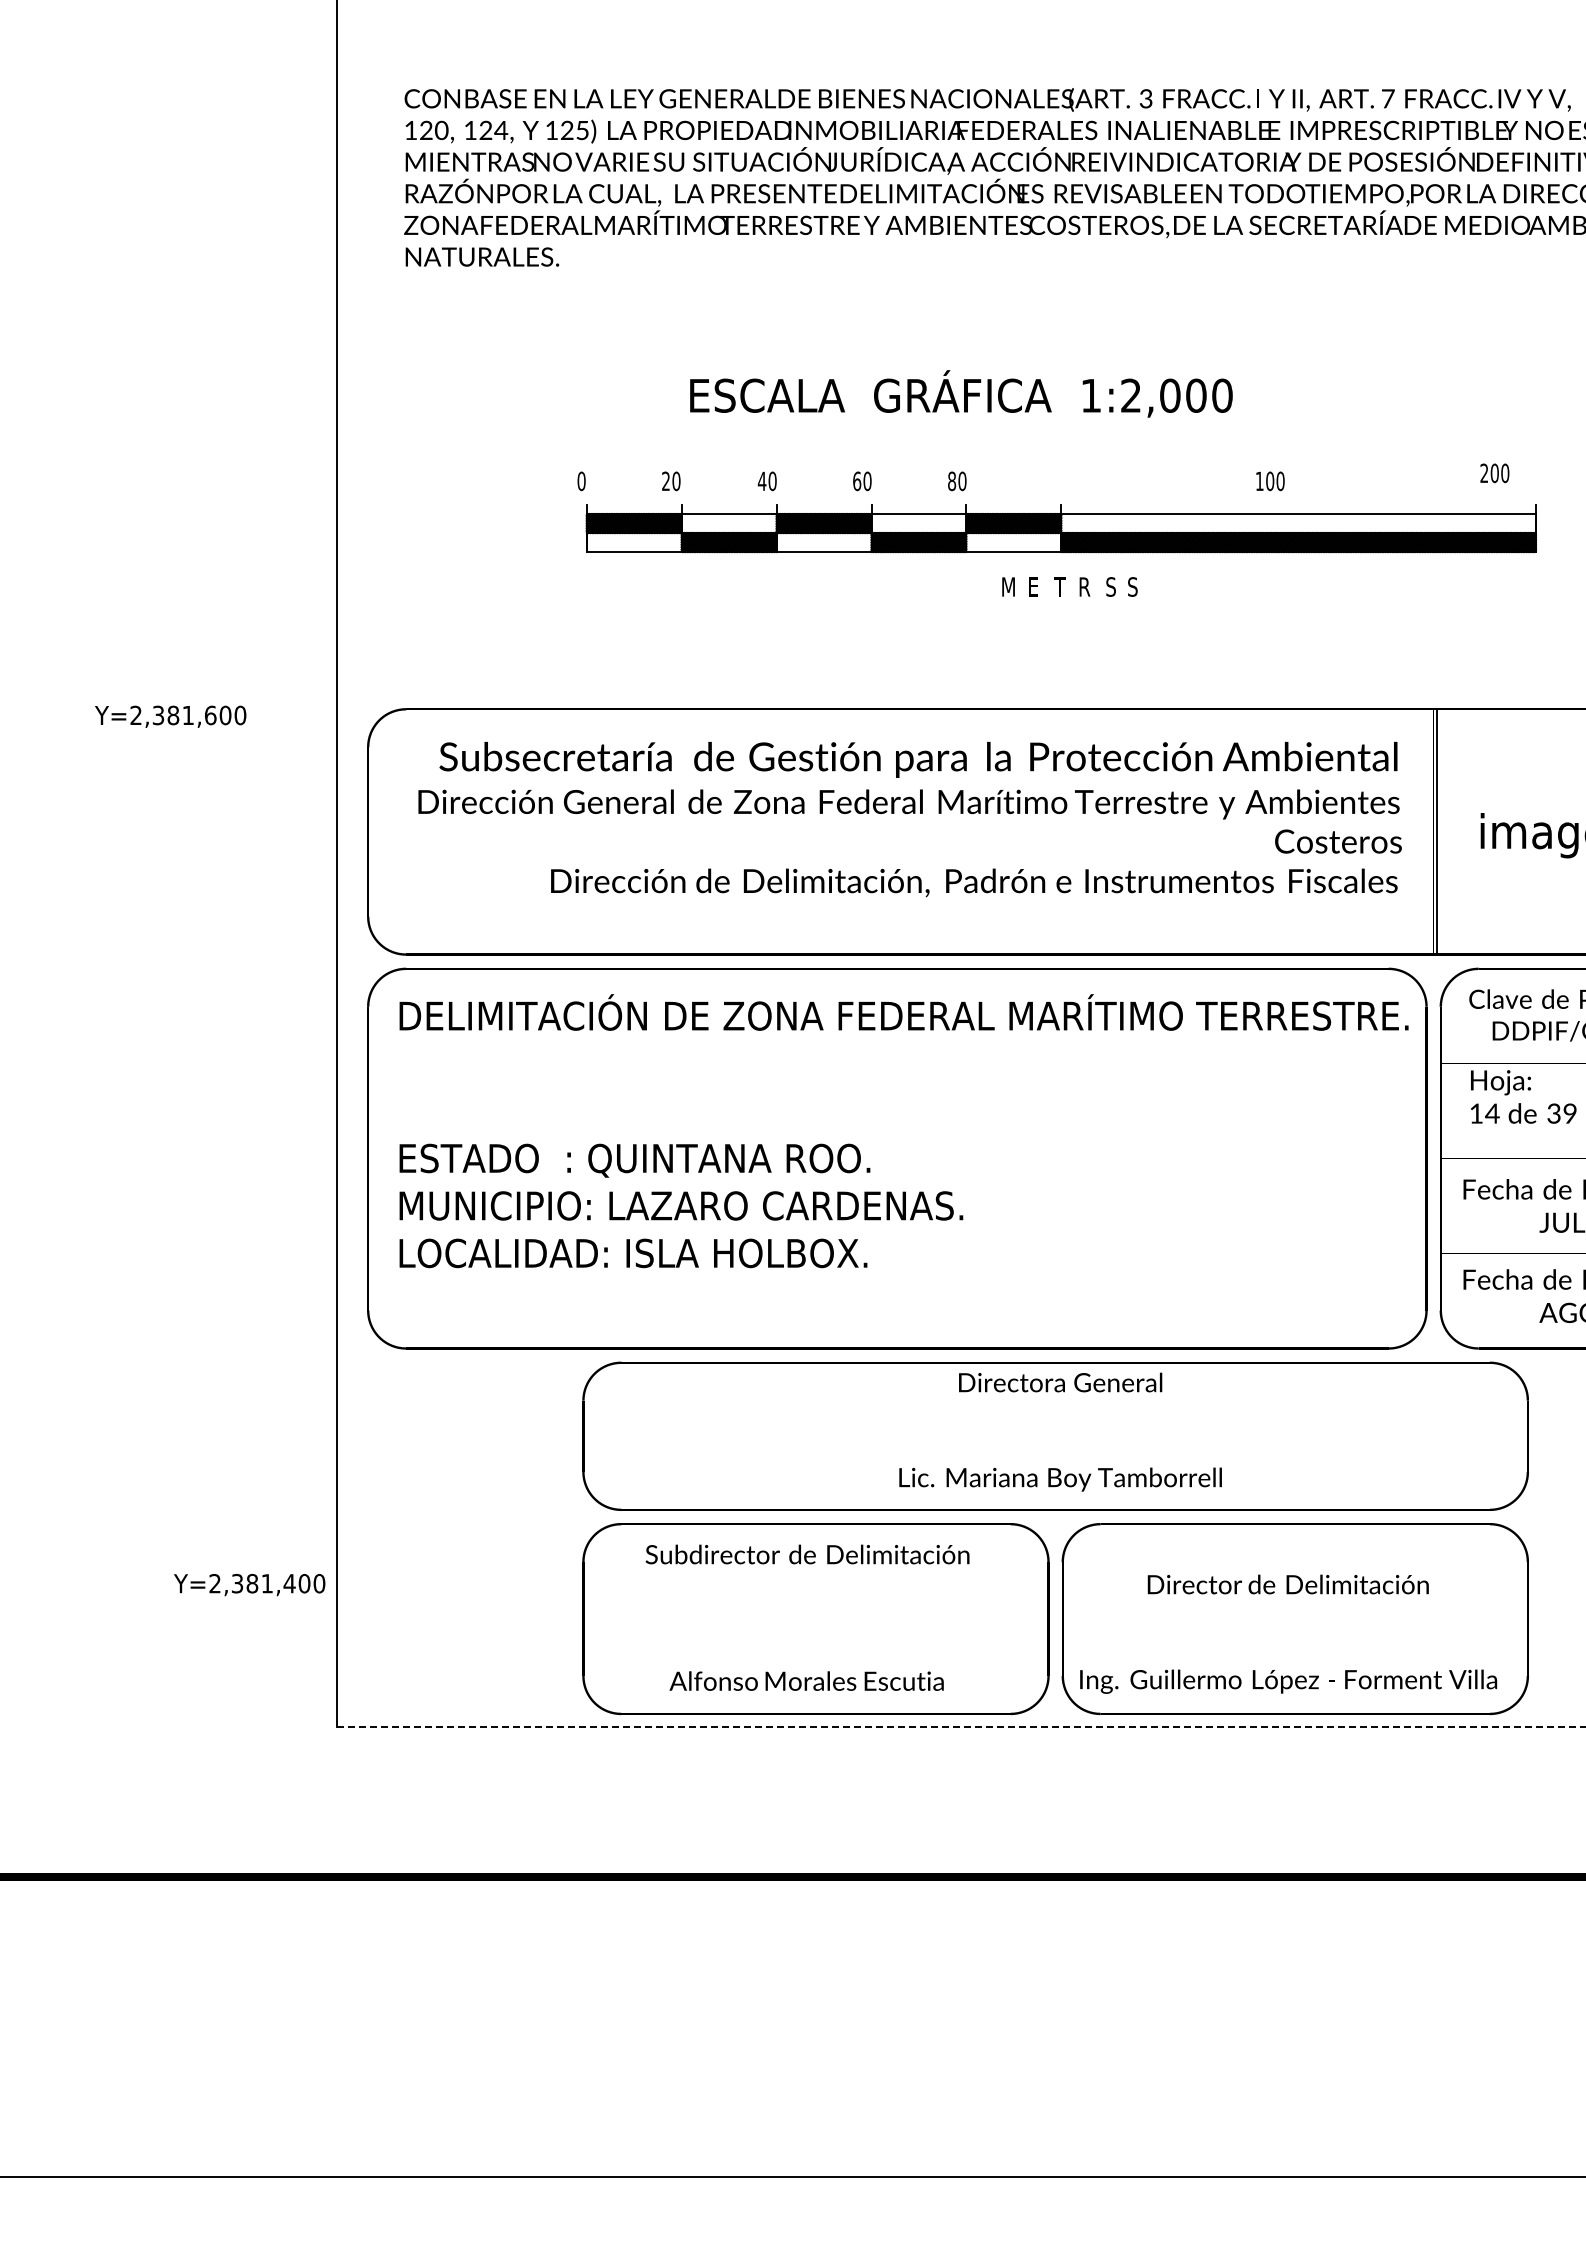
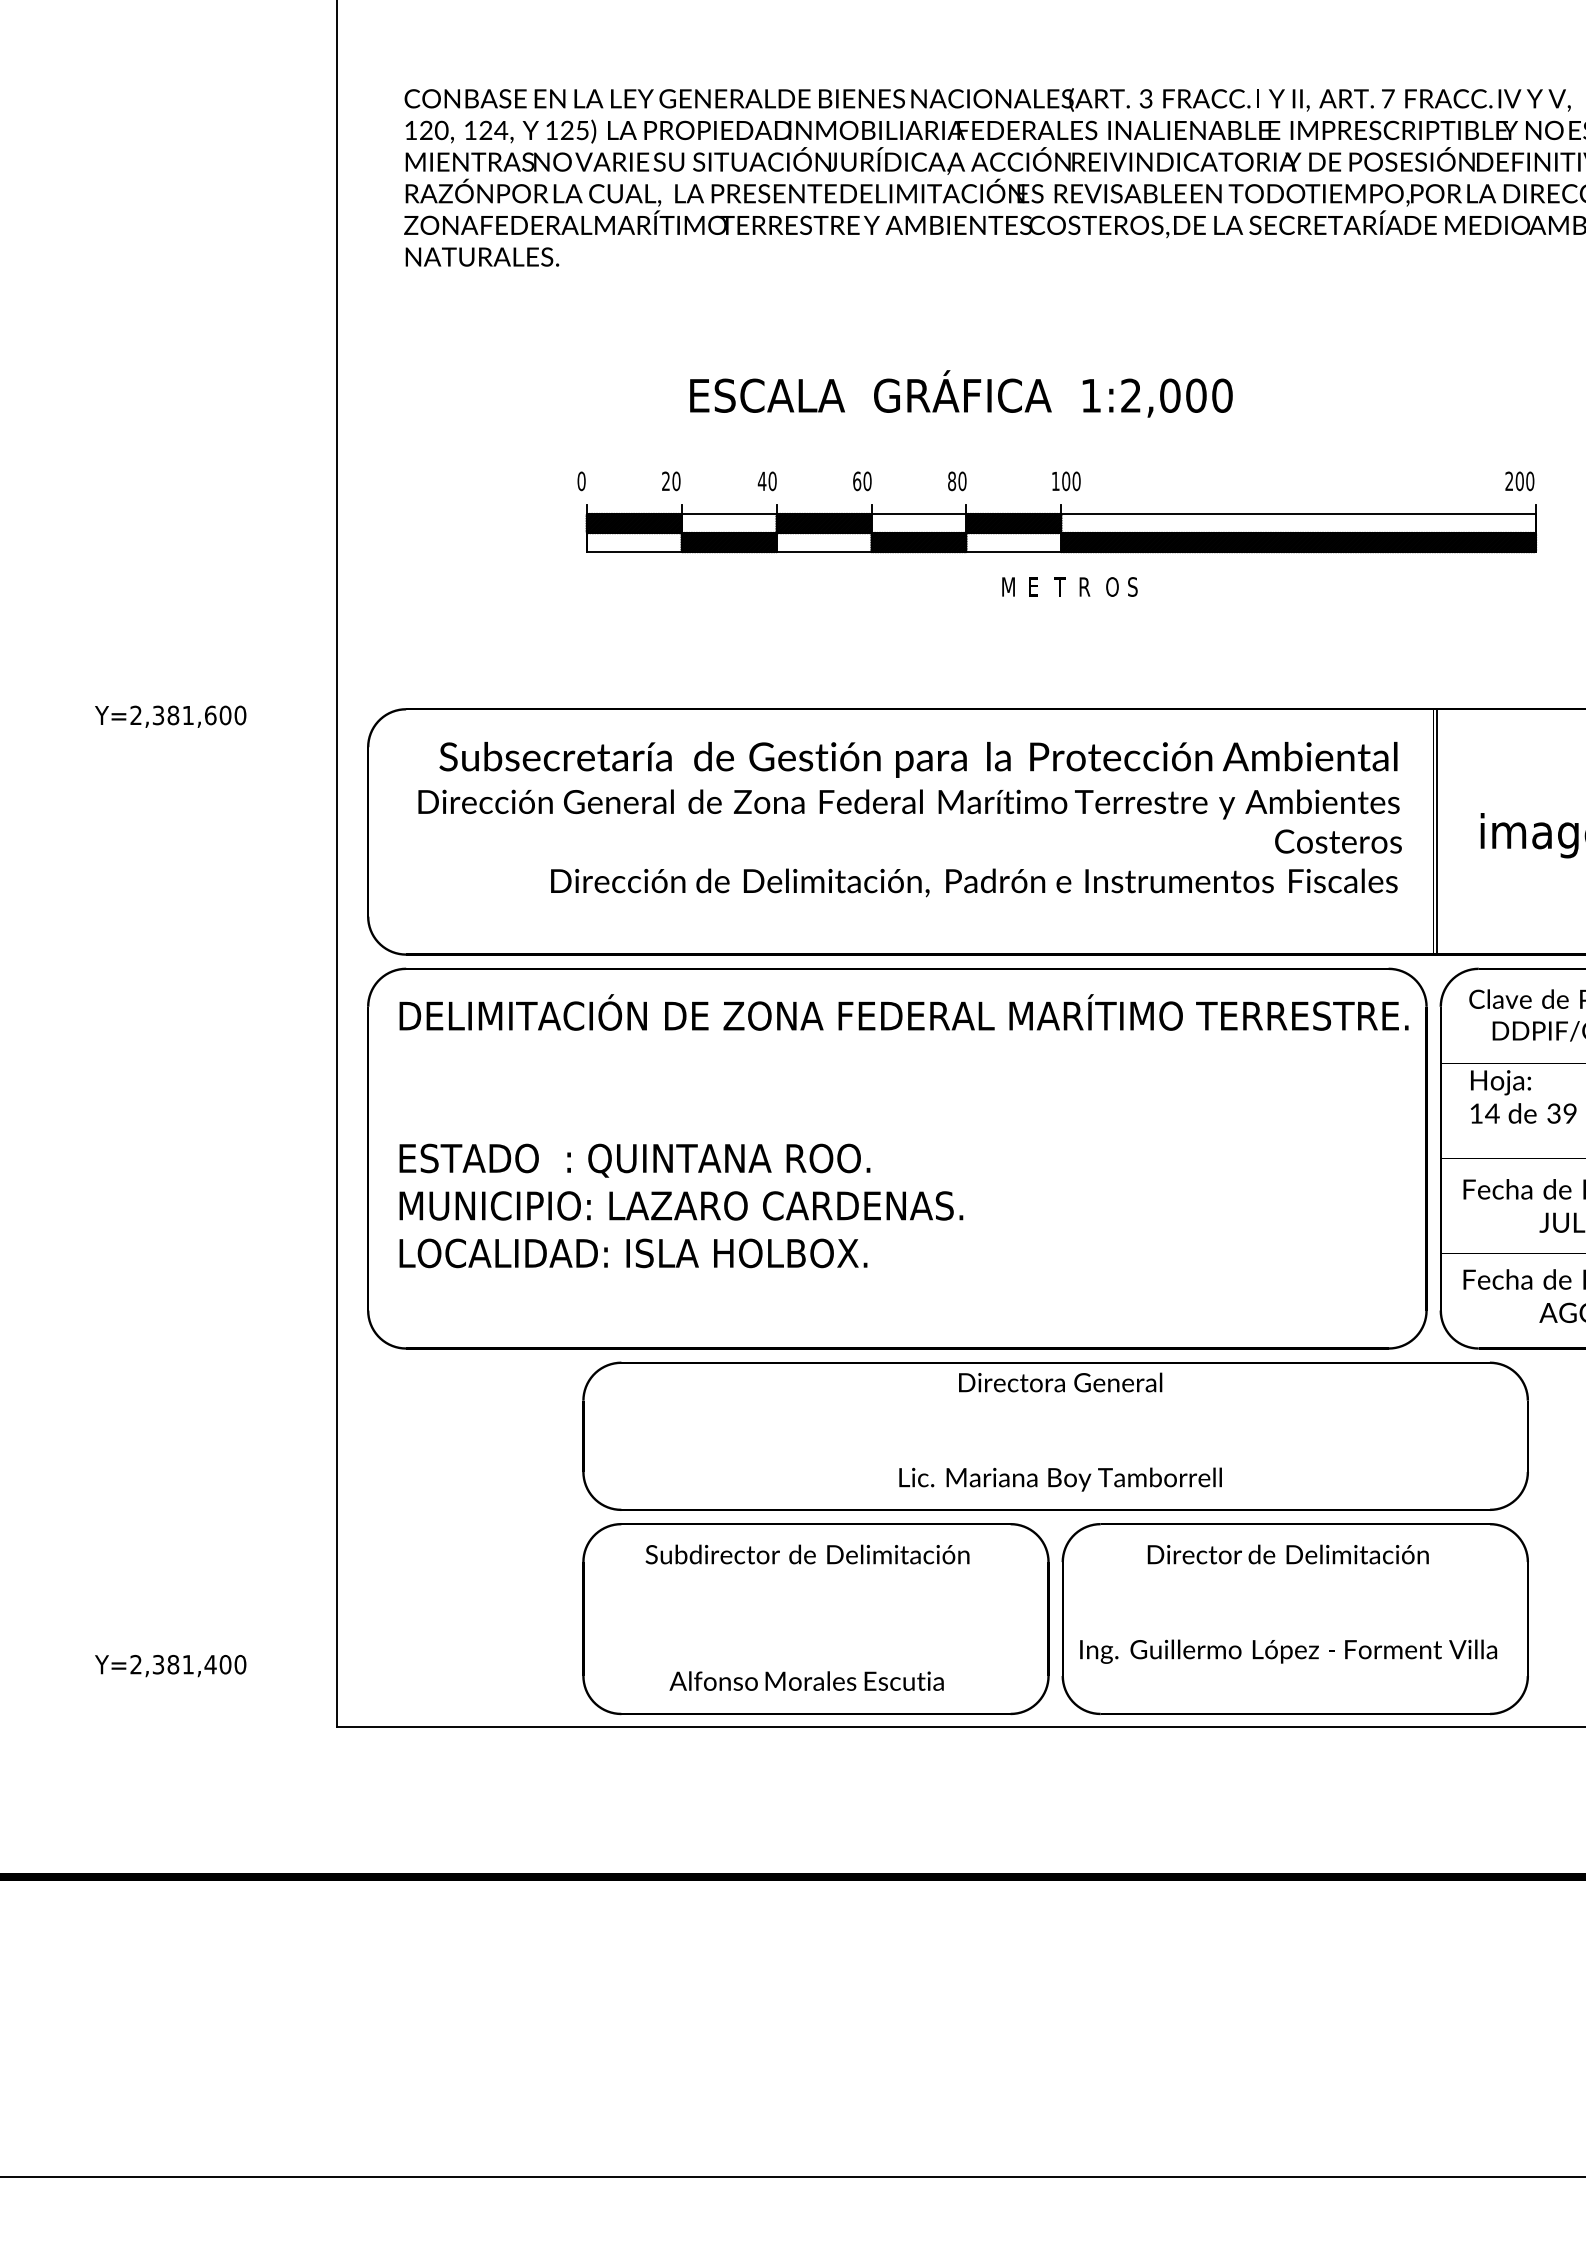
text position: (1494, 473) -> (1519, 481) (1519, 481)
text position: (1270, 481) -> (1066, 481) (1066, 481)
text: S -> O (1112, 586)
text position: (249, 1585) -> (170, 1666) (170, 1666)
text position: (1288, 1633) -> (1288, 1603) (1288, 1603)
line: dashed -> solid (961, 1727)
